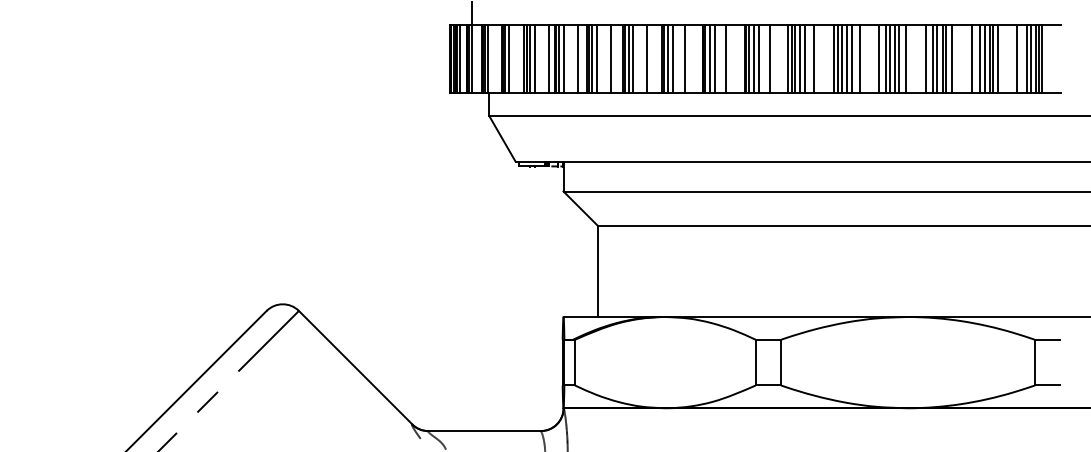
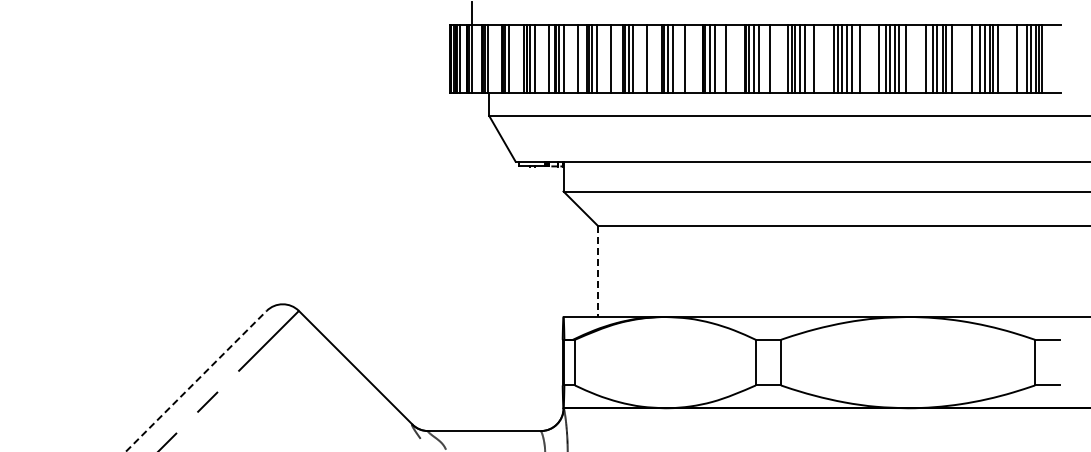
line: solid -> dashed (597, 271)
line: solid -> dashed (196, 380)
